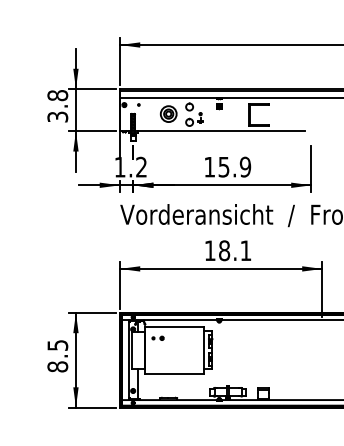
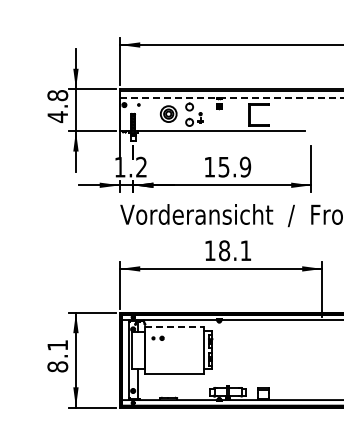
line: solid -> dashed (232, 97)
text: 3.8 -> 4.8 (57, 117)
line: solid -> dashed (174, 326)
text: 8.5 -> 8.1 (57, 345)
